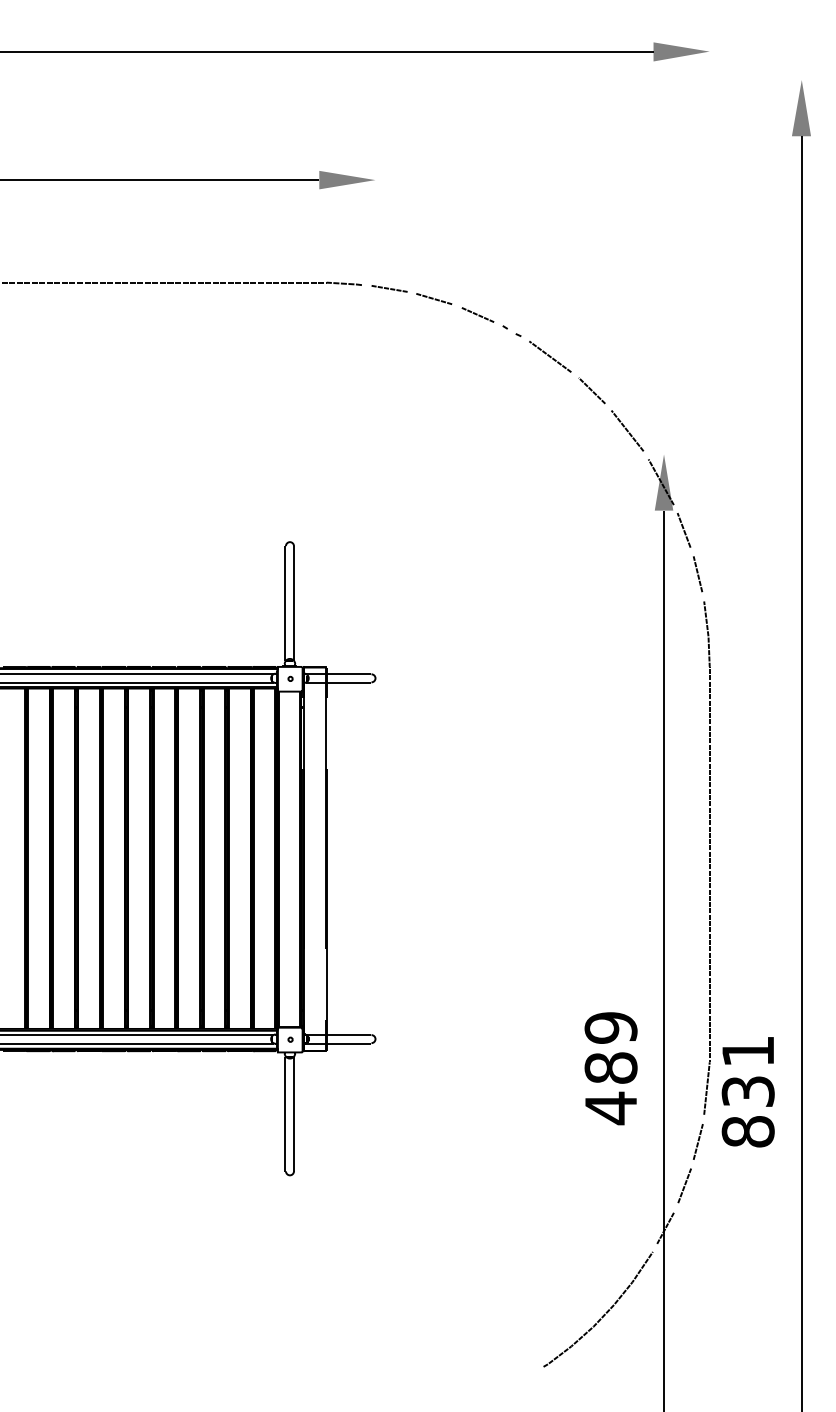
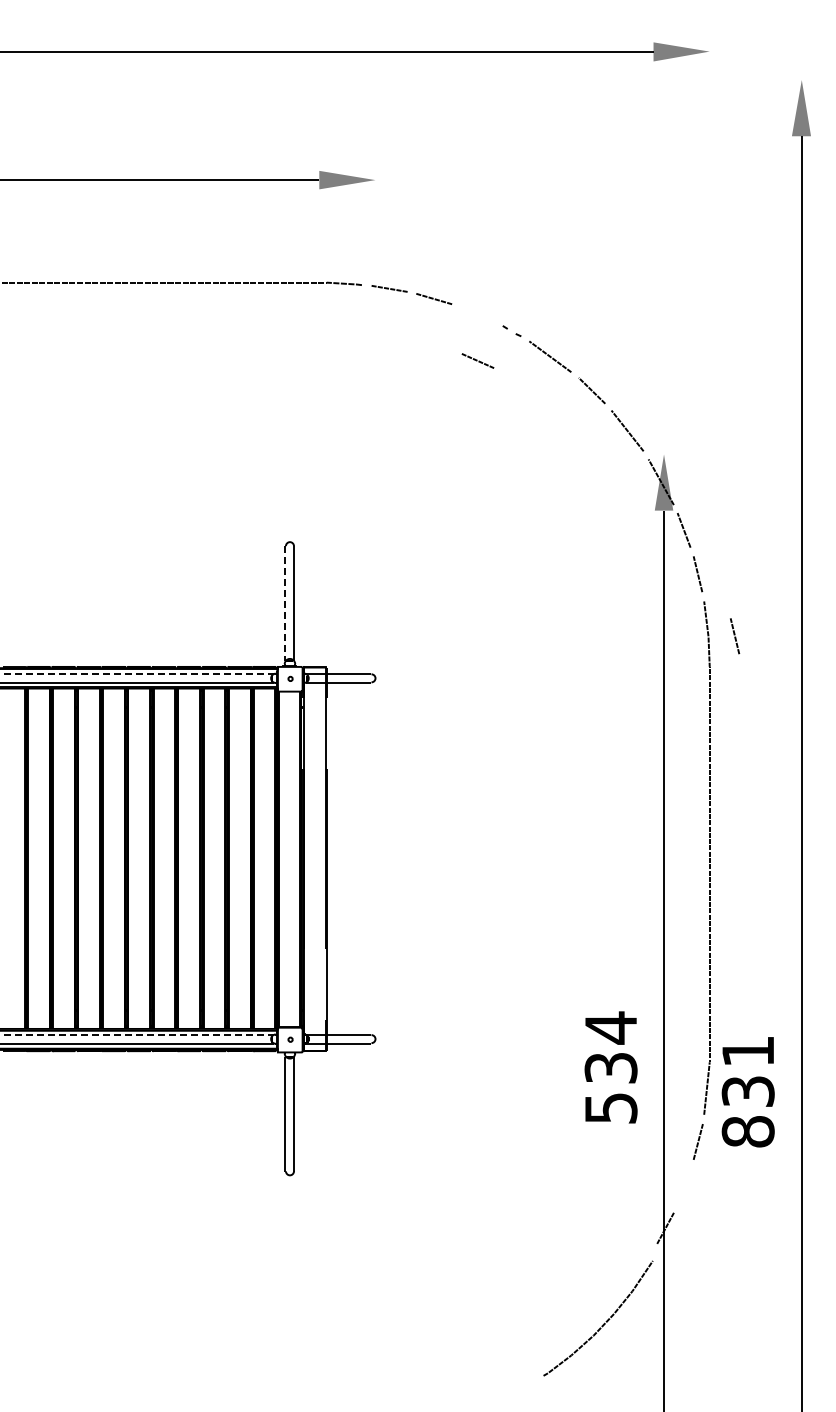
line position: (477, 314) -> (477, 360) (477, 360)
line: solid -> dashed (285, 603)
line: none -> present (735, 636)
line: solid -> dashed (137, 674)
line: solid -> dashed (137, 1035)
text: 489 -> 534 (610, 1068)
line: present -> none (684, 1184)
curve position: (603, 1314) -> (603, 1323) (603, 1323)
